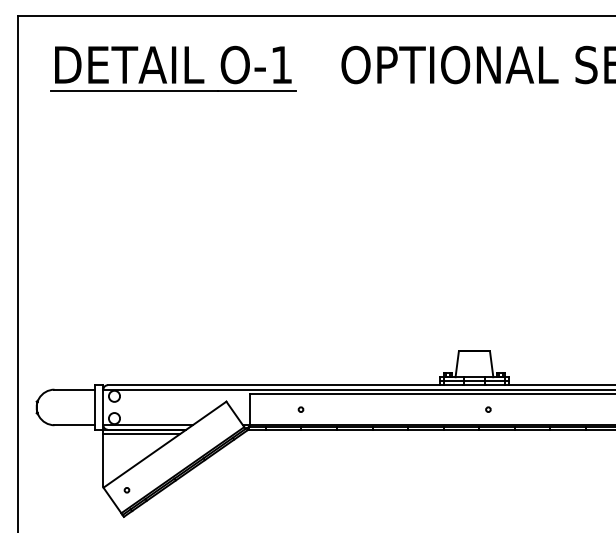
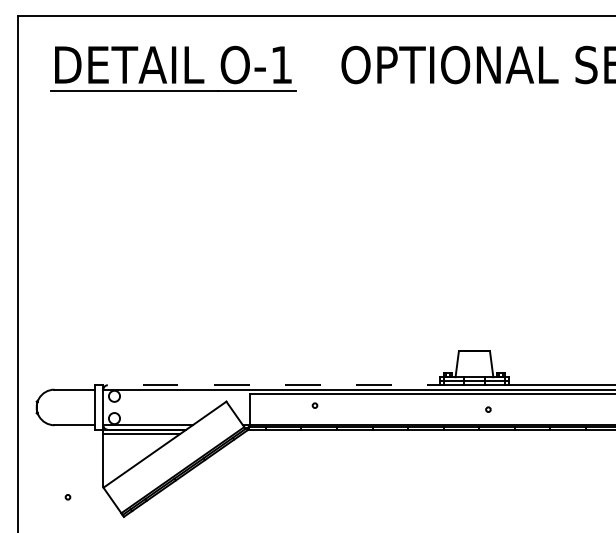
line: solid -> dashed (285, 385)
circle position: (300, 409) -> (314, 405) (314, 405)
circle position: (126, 490) -> (67, 497) (67, 497)
